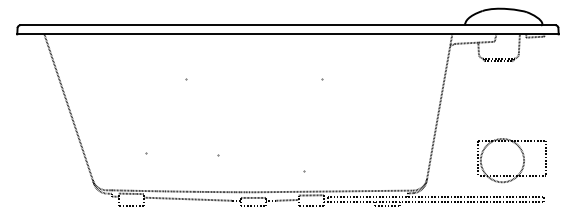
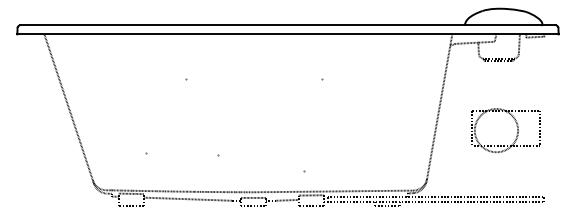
part position: (511, 160) -> (505, 130) (505, 130)
